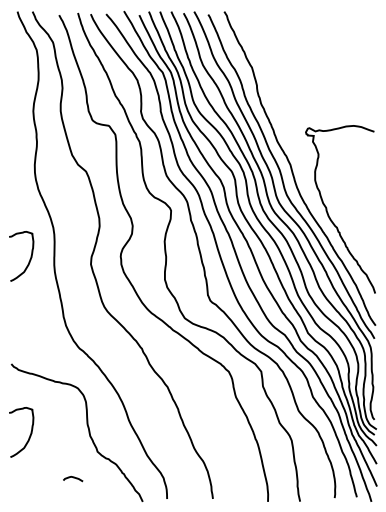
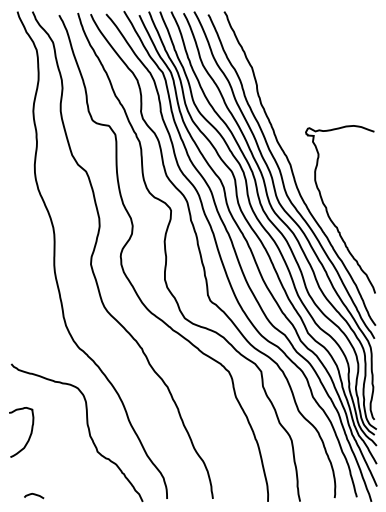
curve: present -> none (29, 259)
curve position: (73, 478) -> (34, 495) (34, 495)
